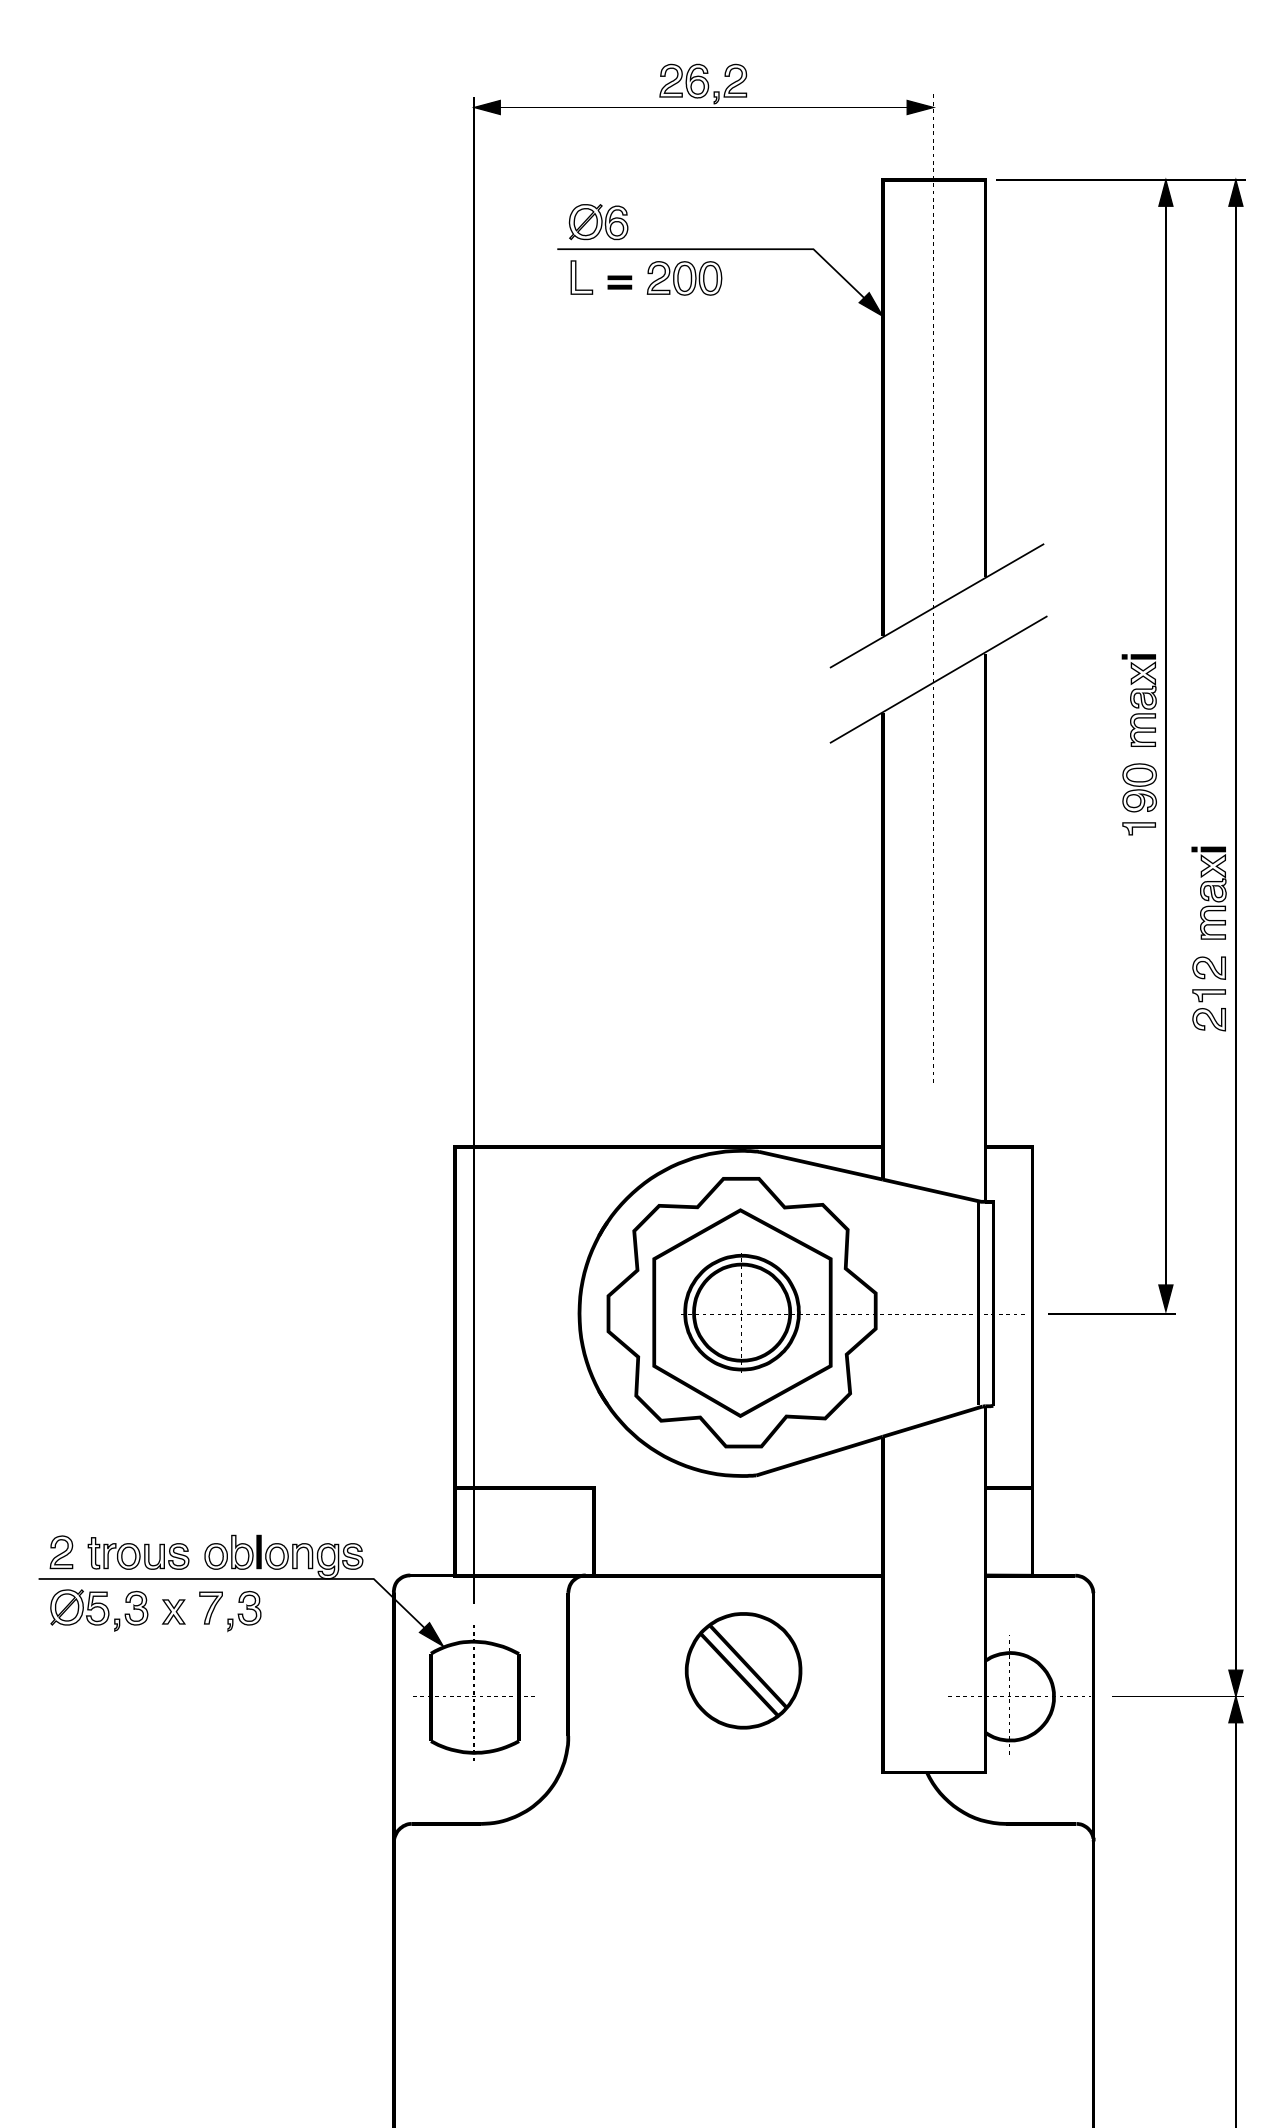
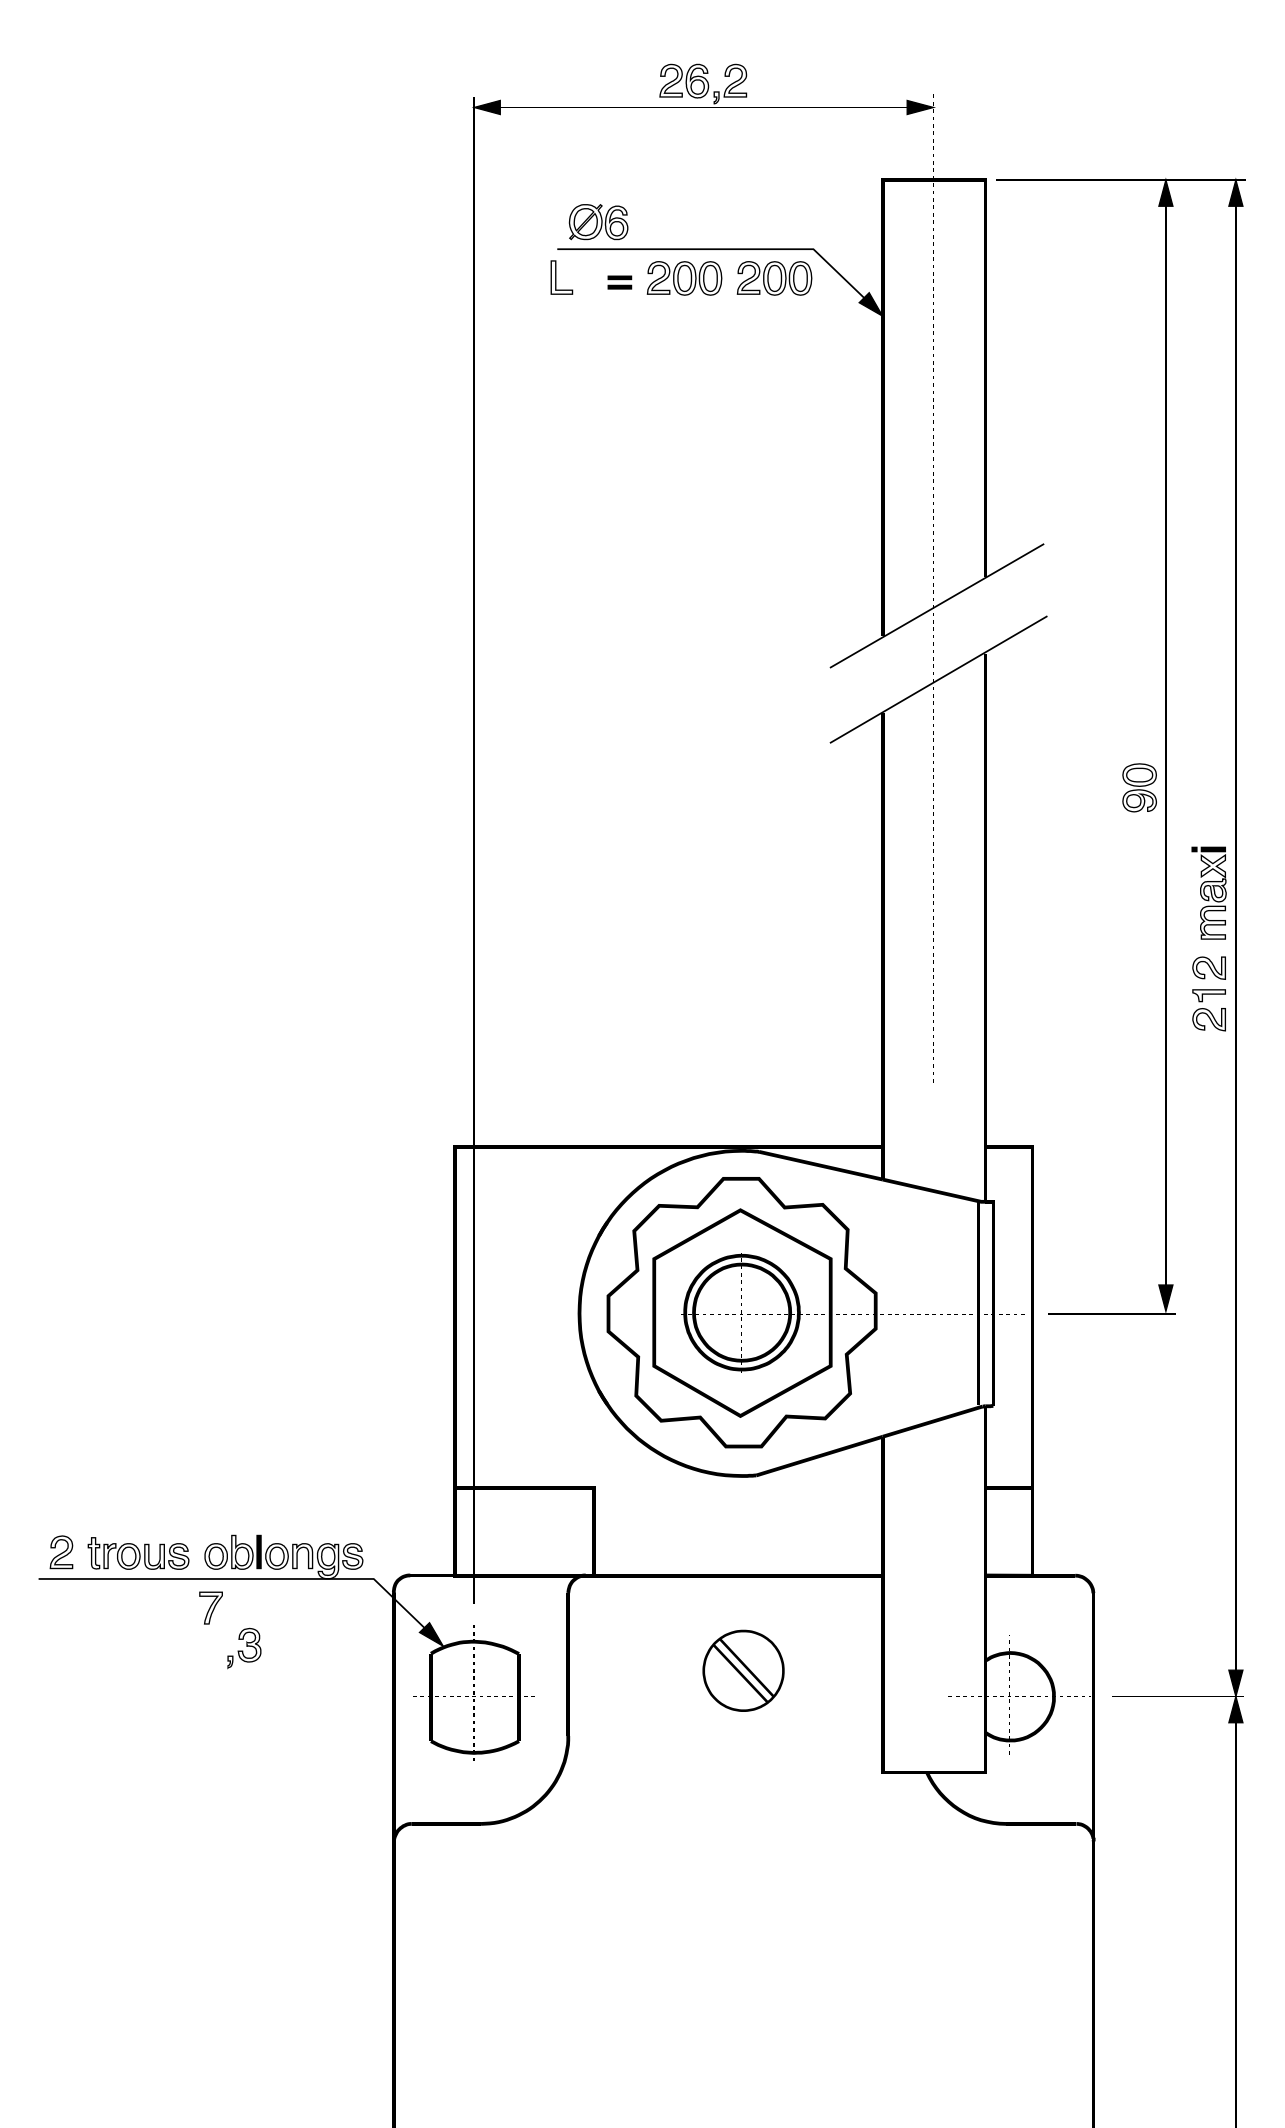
part position: (581, 277) -> (561, 277) (561, 277)
part: none -> present (774, 278)
part: present -> none (1138, 700)
part: present -> none (1138, 828)
part: present -> none (99, 1610)
part: present -> none (173, 1611)
part position: (244, 1611) -> (244, 1648) (244, 1648)
part size: 119x118 px -> 83x83 px (743, 1670)
